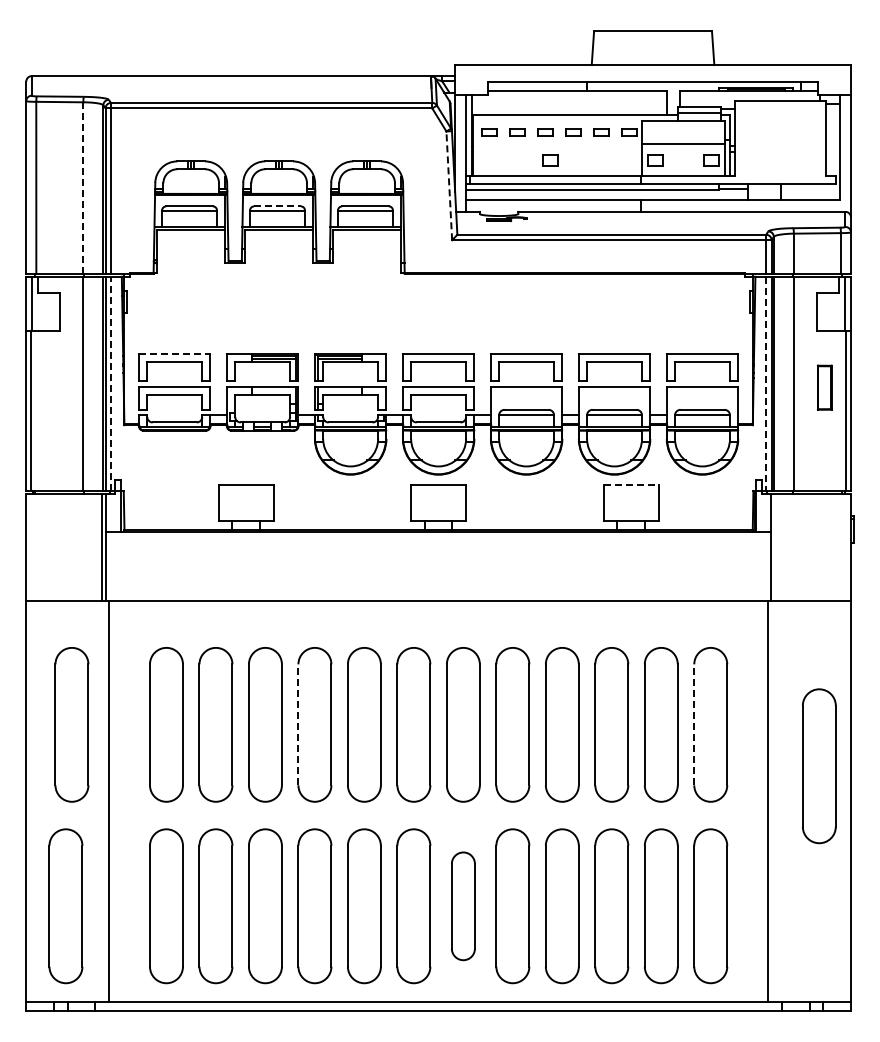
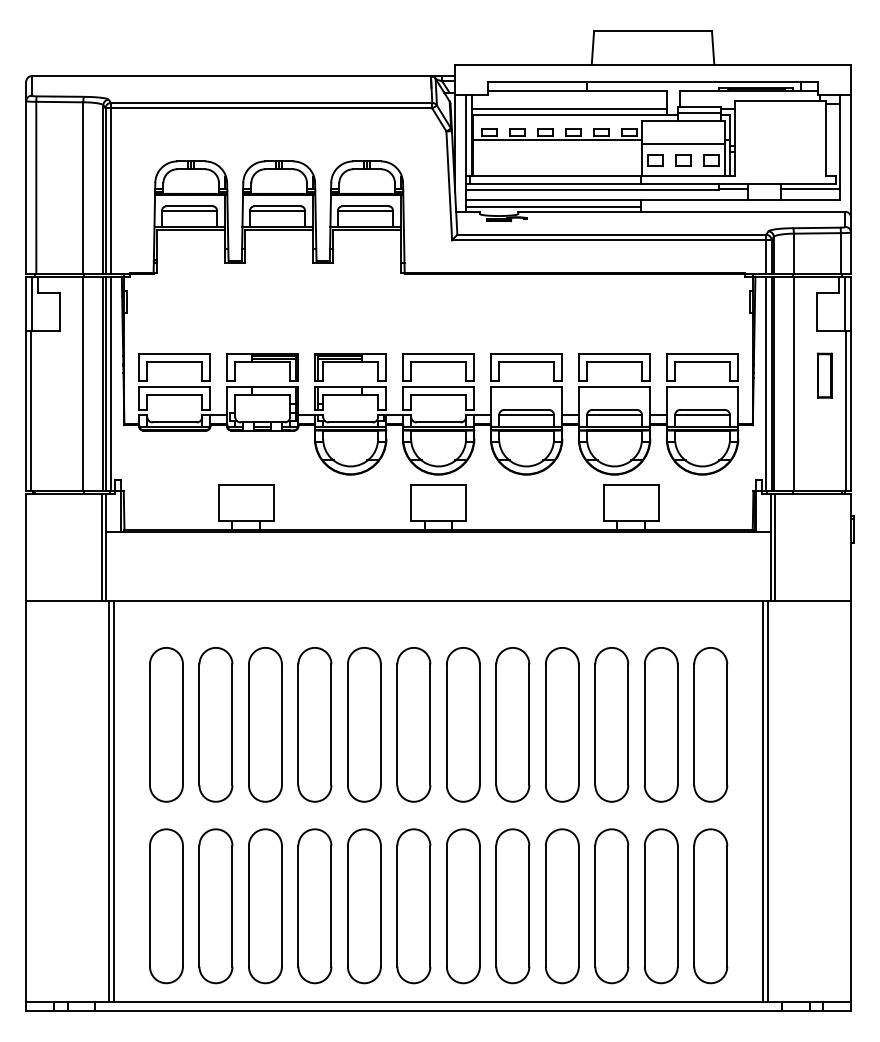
line: none -> present (569, 109)
line: none -> present (557, 139)
part position: (550, 160) -> (683, 160) (683, 160)
line: dashed -> solid (449, 185)
line: dashed -> solid (83, 188)
line: none -> present (809, 188)
line: dashed -> solid (278, 206)
line: none -> present (553, 207)
line: dashed -> solid (174, 353)
line: dashed -> solid (111, 383)
line: dashed -> solid (766, 384)
part position: (824, 387) -> (824, 375) (824, 375)
line: dashed -> solid (631, 484)
line: none -> present (775, 547)
part: present -> none (71, 724)
line: dashed -> solid (298, 724)
line: dashed -> solid (694, 724)
part: present -> none (819, 766)
line: none -> present (114, 801)
line: none -> present (763, 801)
part: present -> none (65, 906)
part size: 25x111 px -> 35x157 px (463, 906)
